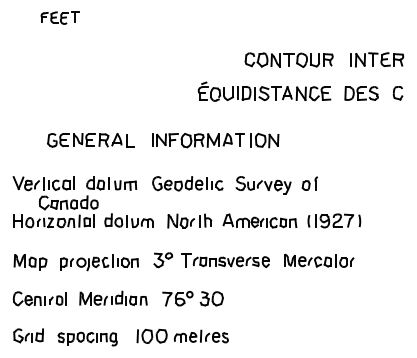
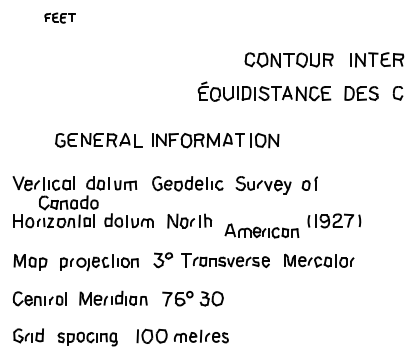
part size: 40x14 px -> 32x12 px (59, 17)
part position: (90, 140) -> (98, 140) (98, 140)
part position: (259, 220) -> (261, 230) (261, 230)
